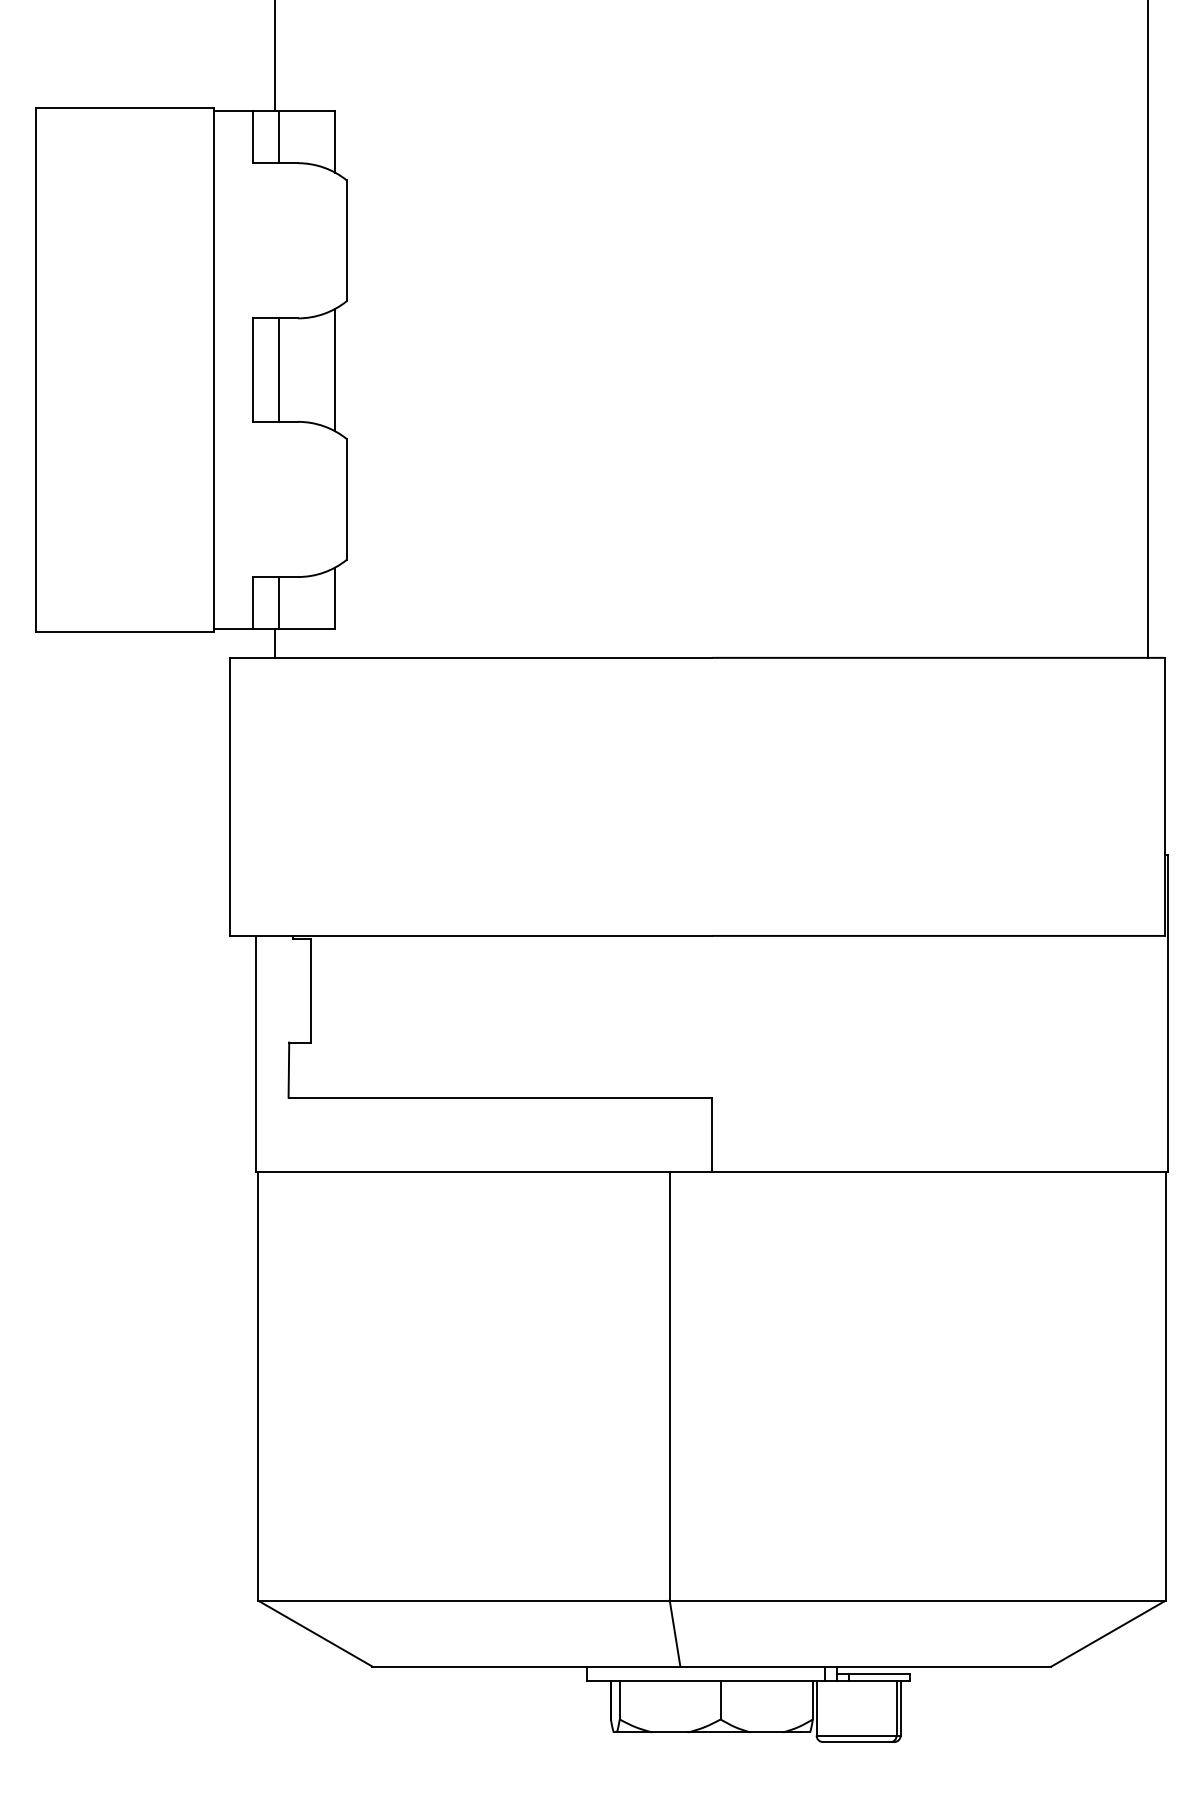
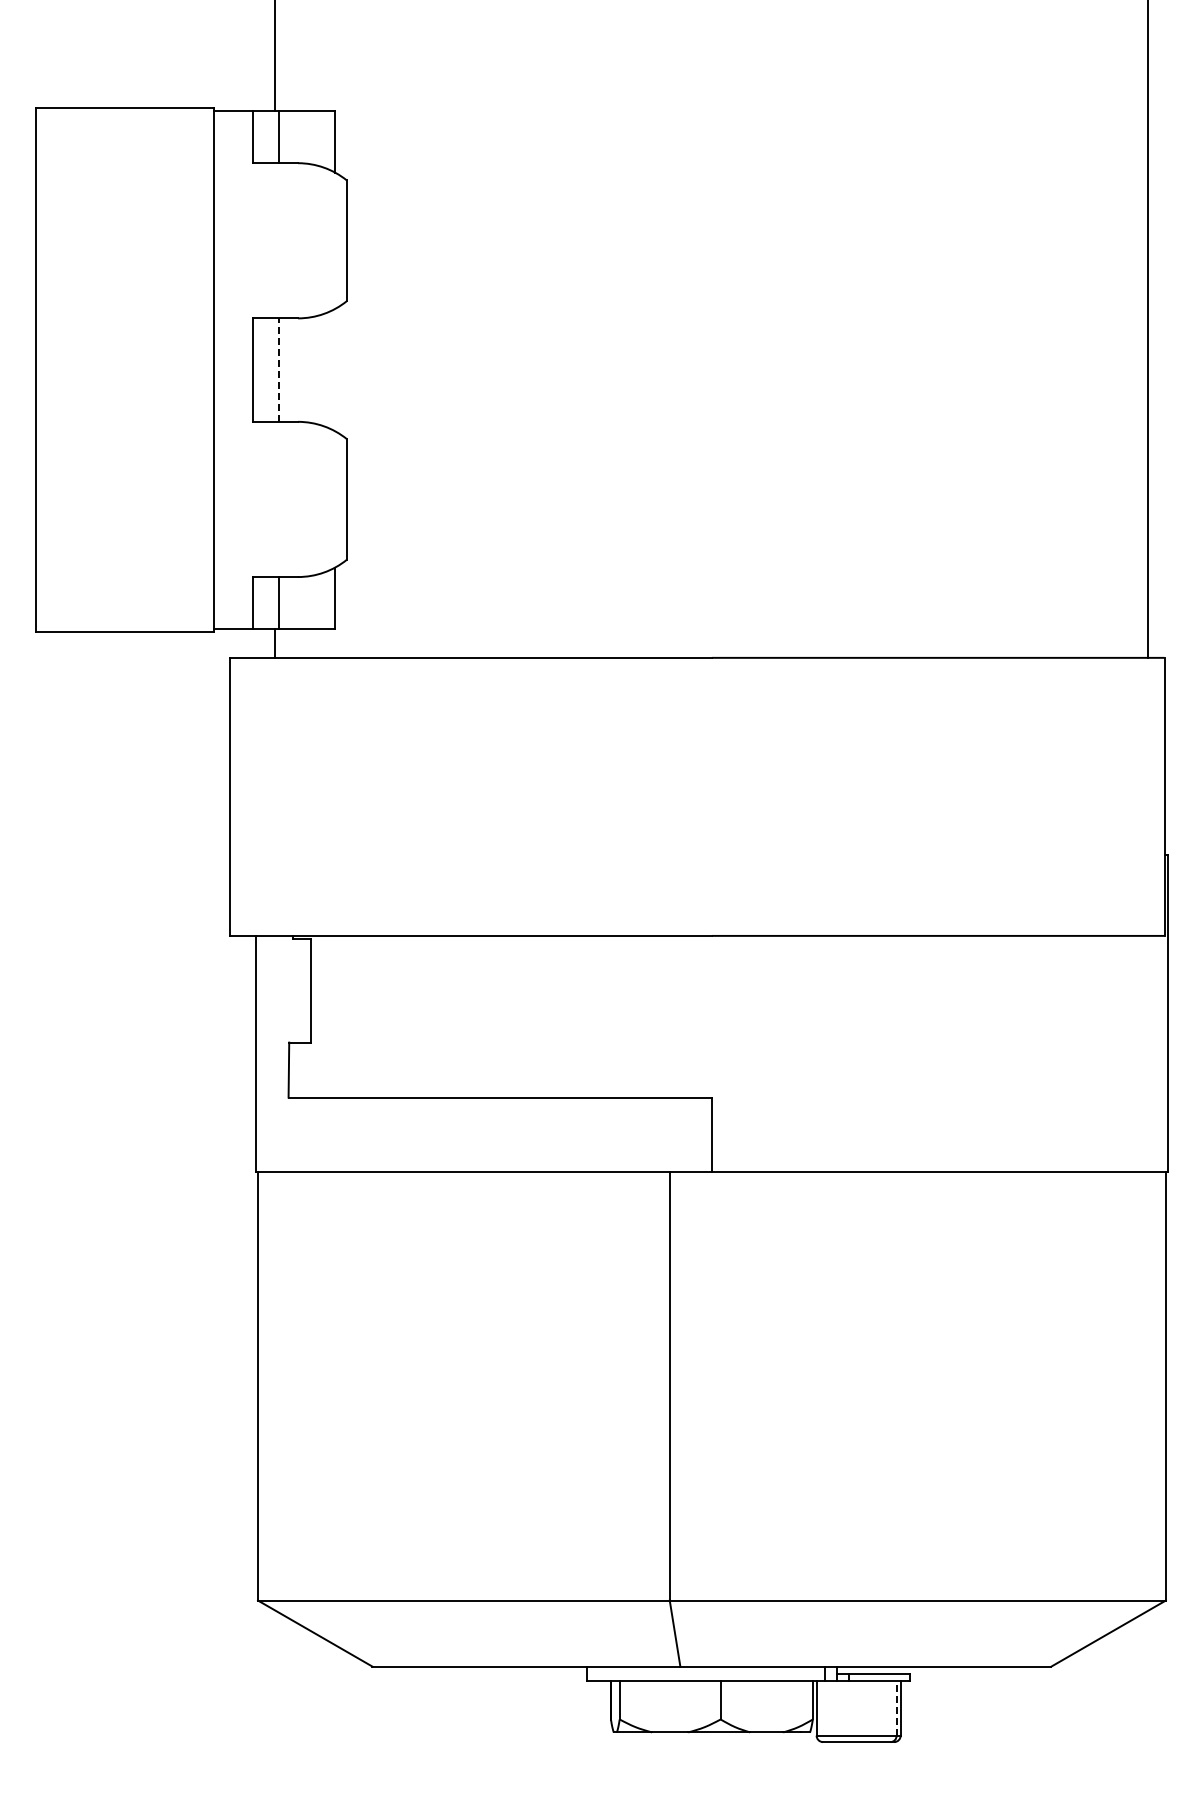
line: solid -> dashed (278, 370)
line: present -> none (334, 370)
line: solid -> dashed (896, 1707)
